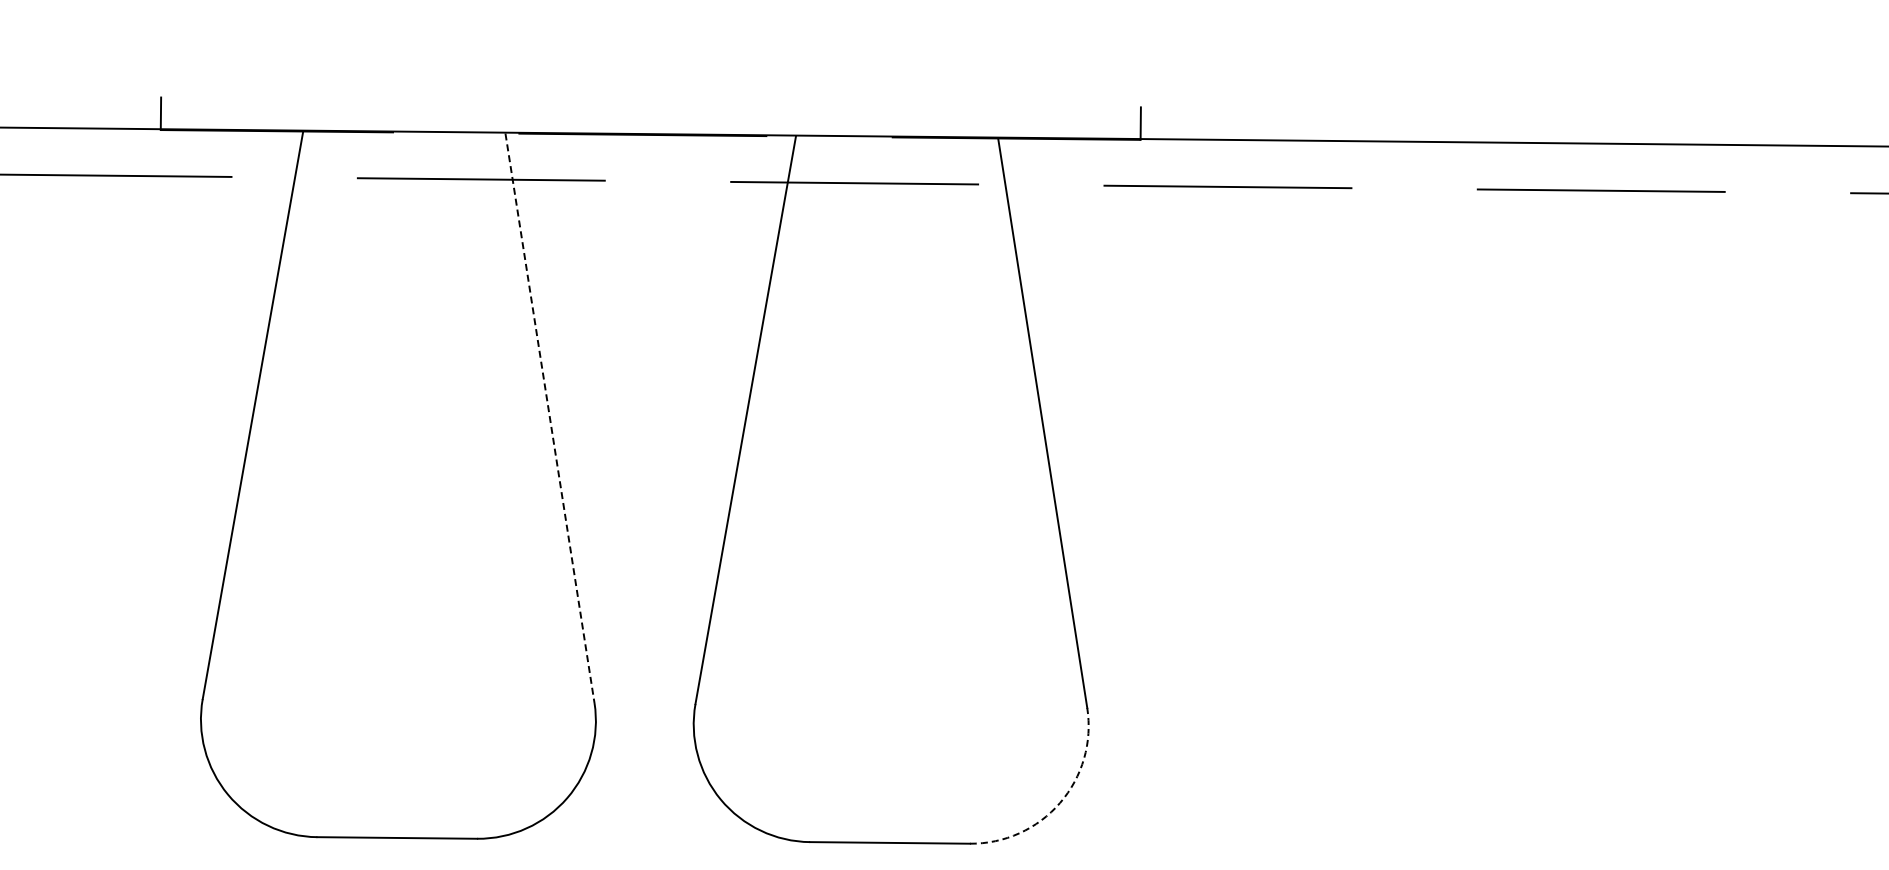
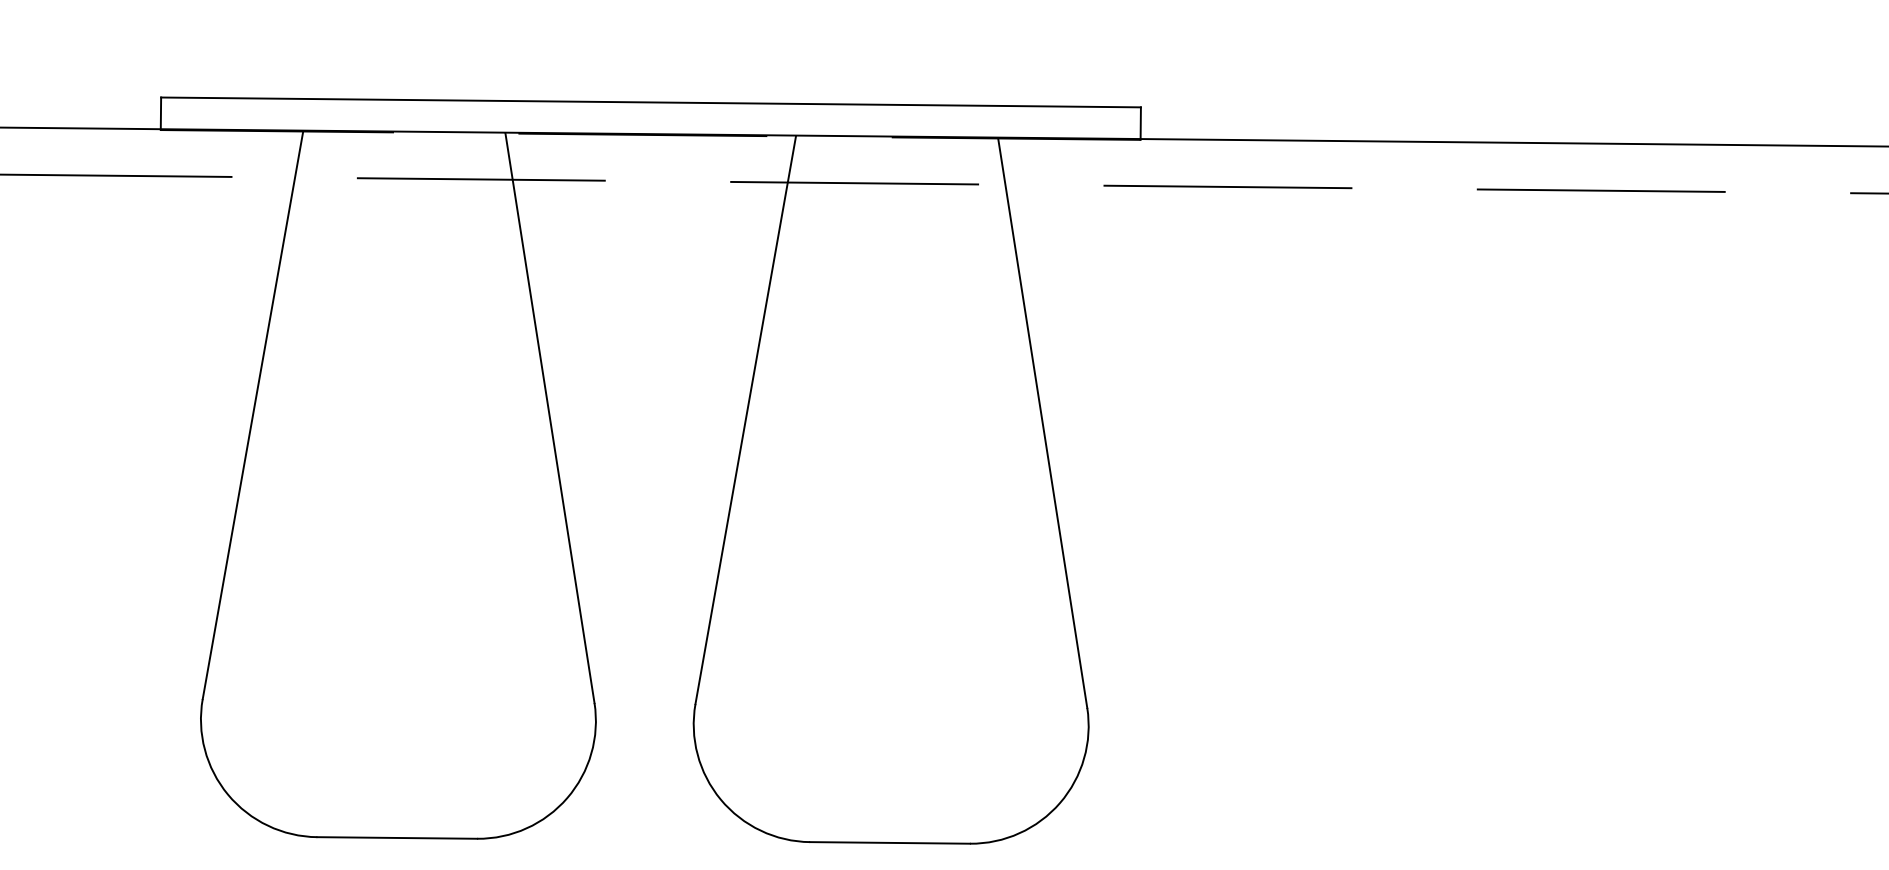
line: none -> present (650, 102)
line: dashed -> solid (550, 418)
arc: dashed -> solid (1060, 803)
